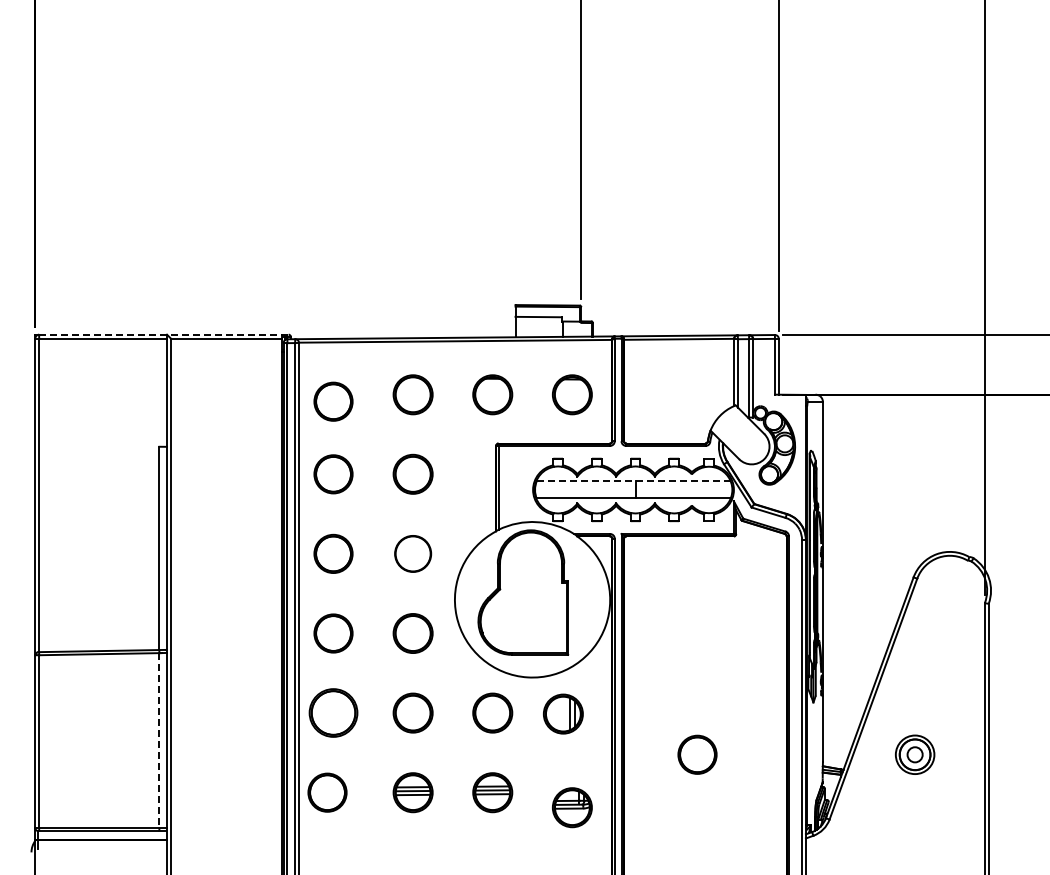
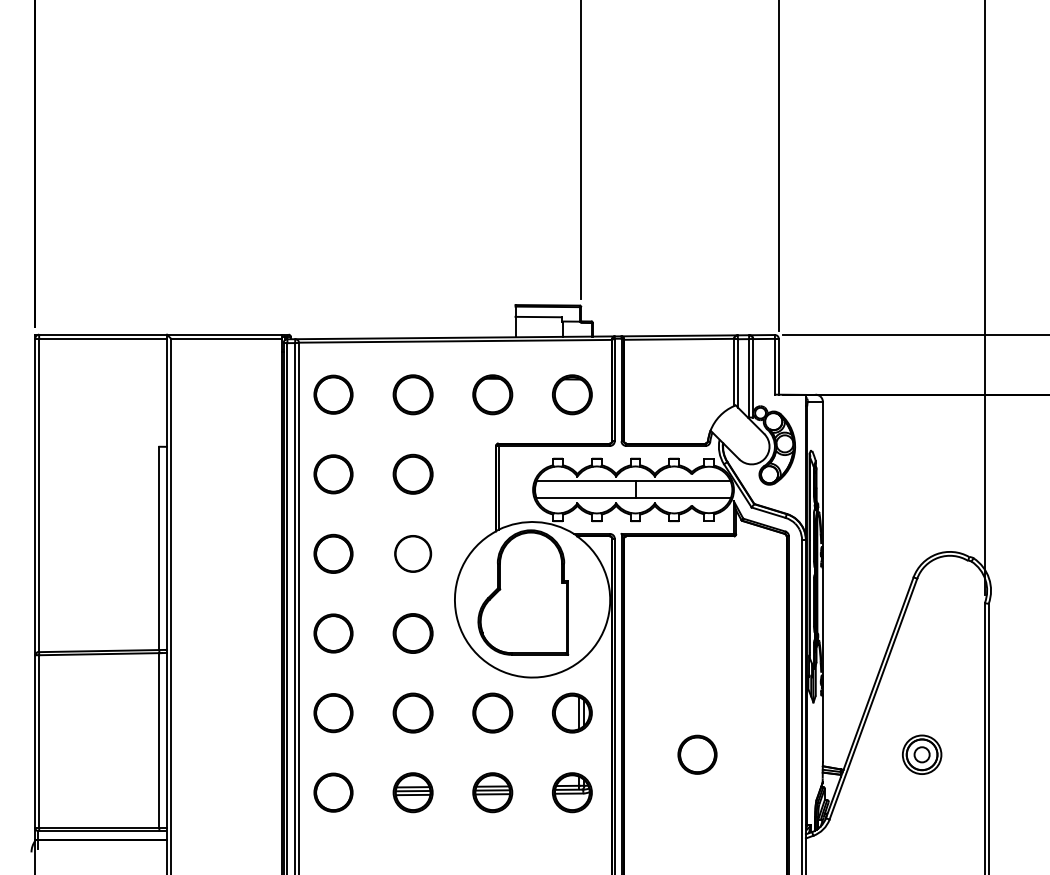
line: dashed -> solid (163, 334)
part position: (333, 401) -> (333, 394) (333, 394)
line: dashed -> solid (634, 481)
part size: 51x50 px -> 41x41 px (333, 713)
part position: (563, 713) -> (572, 712) (572, 712)
line: dashed -> solid (159, 741)
part position: (915, 754) -> (922, 754) (922, 754)
part position: (327, 792) -> (333, 792) (333, 792)
part position: (572, 807) -> (572, 792) (572, 792)
